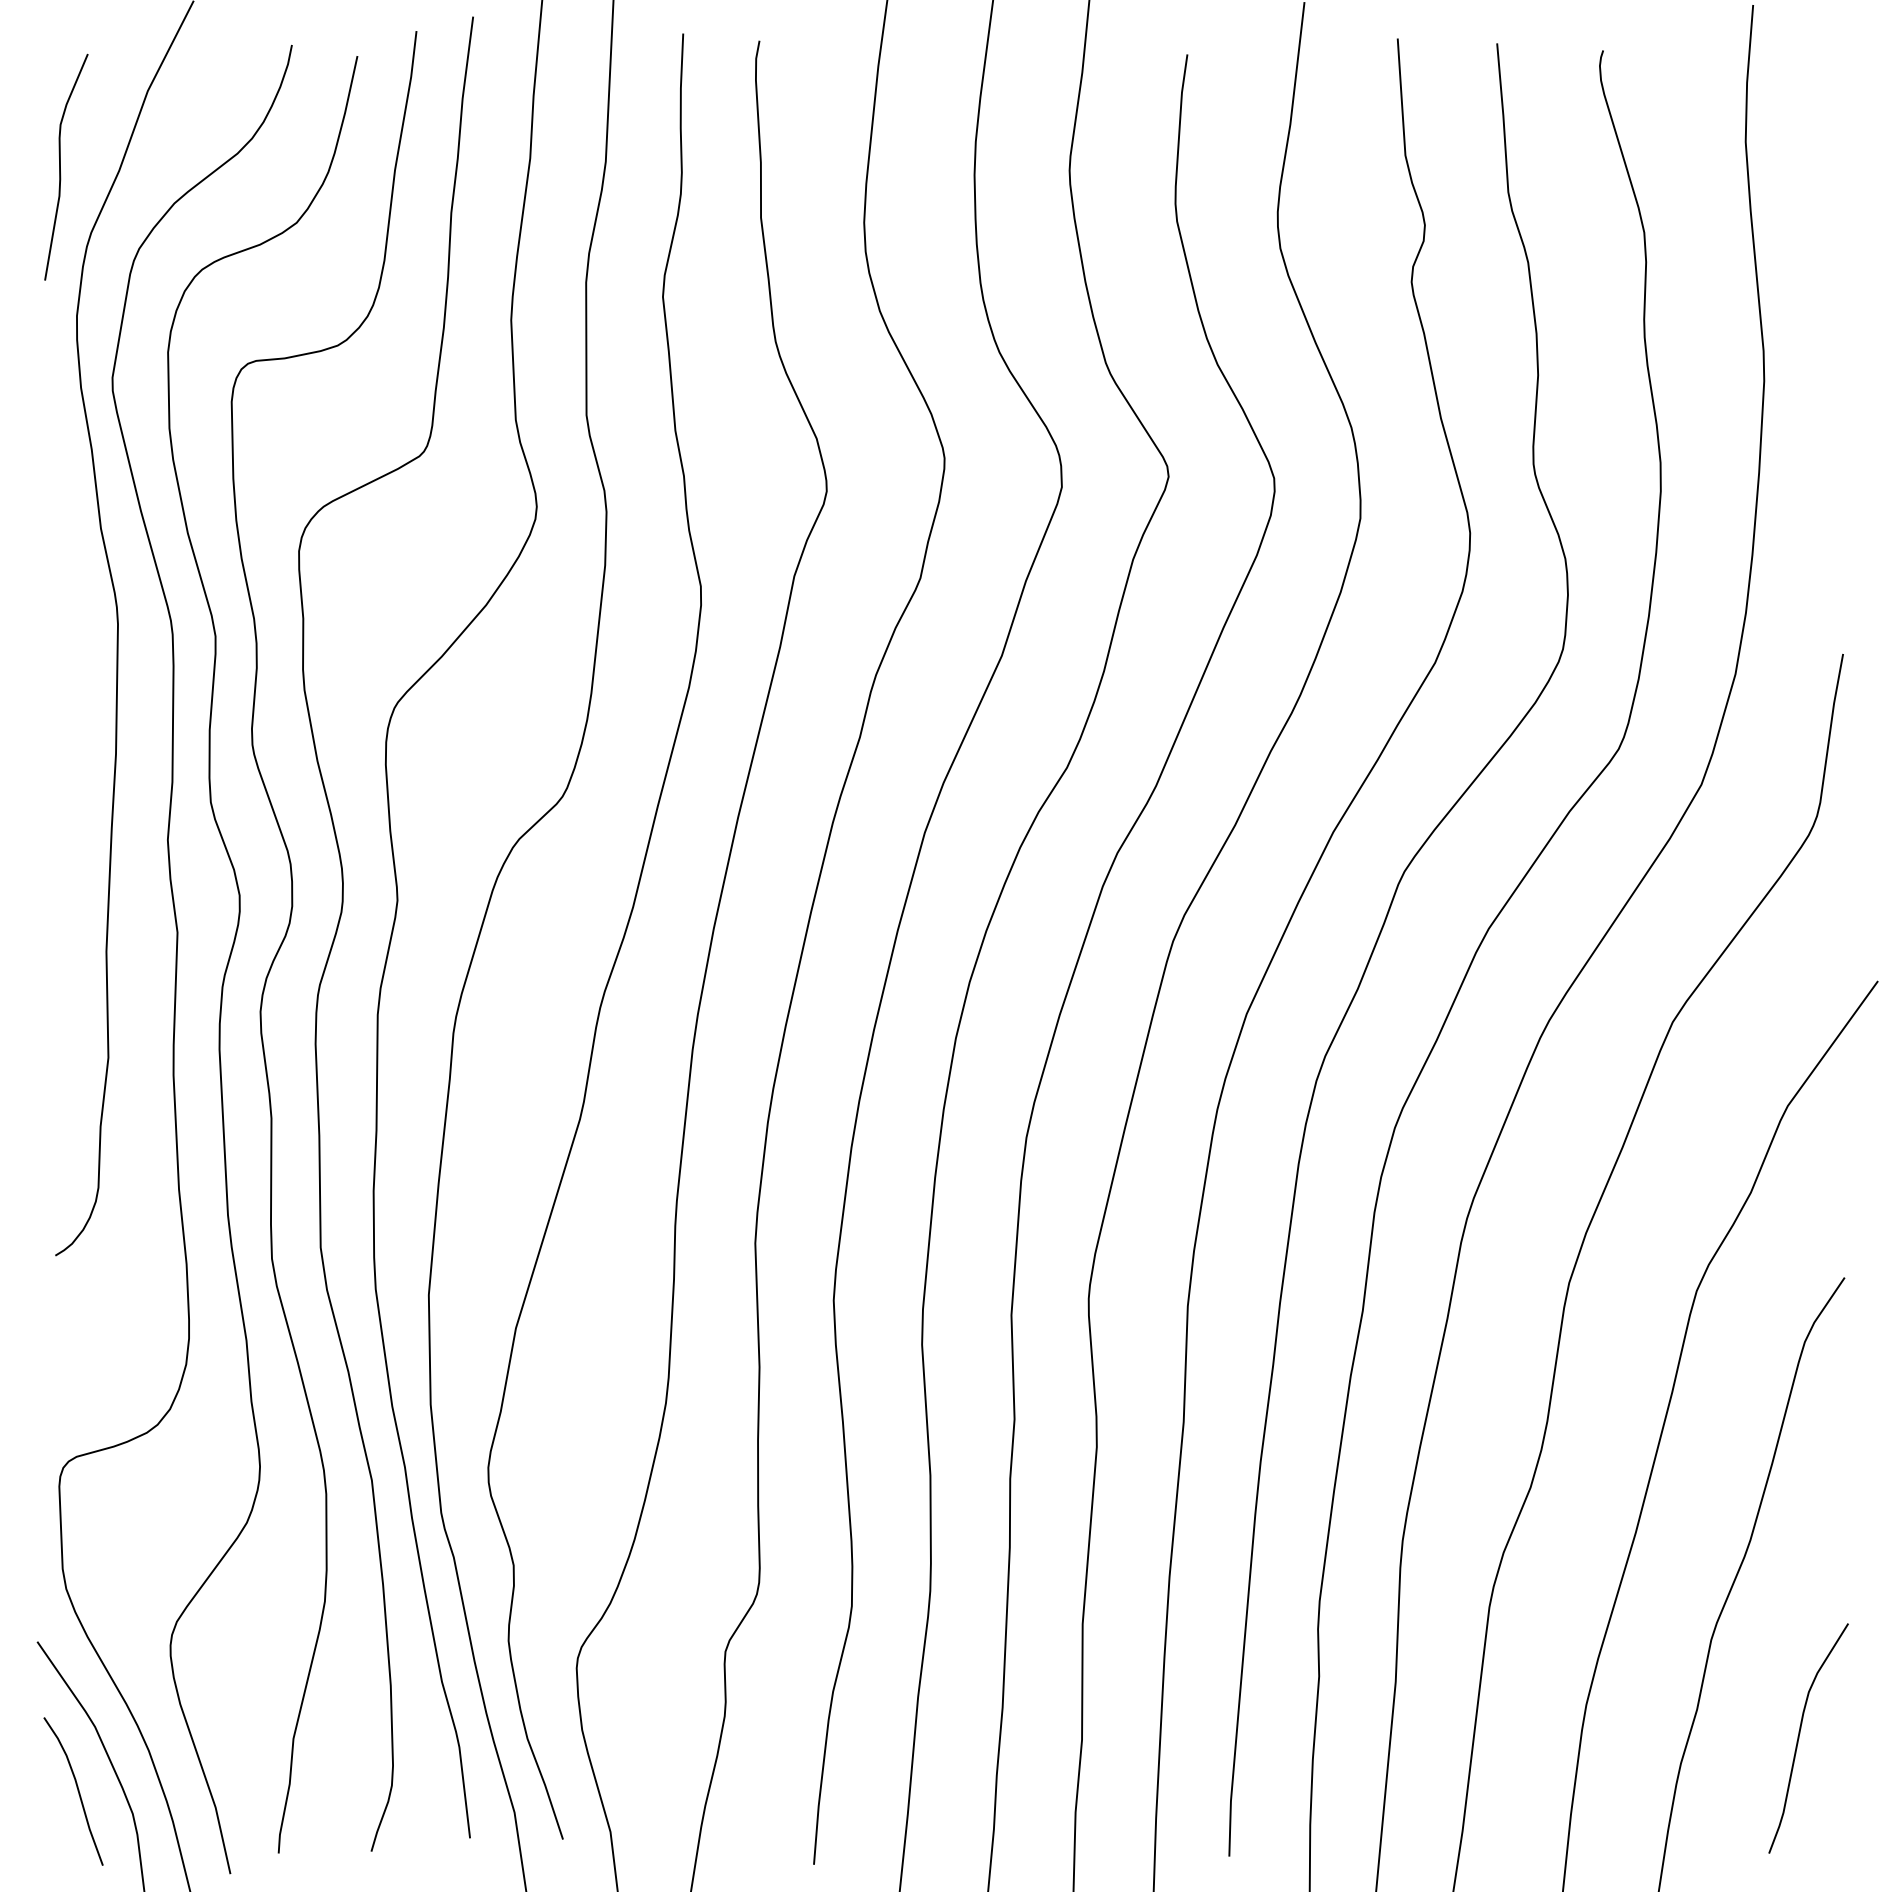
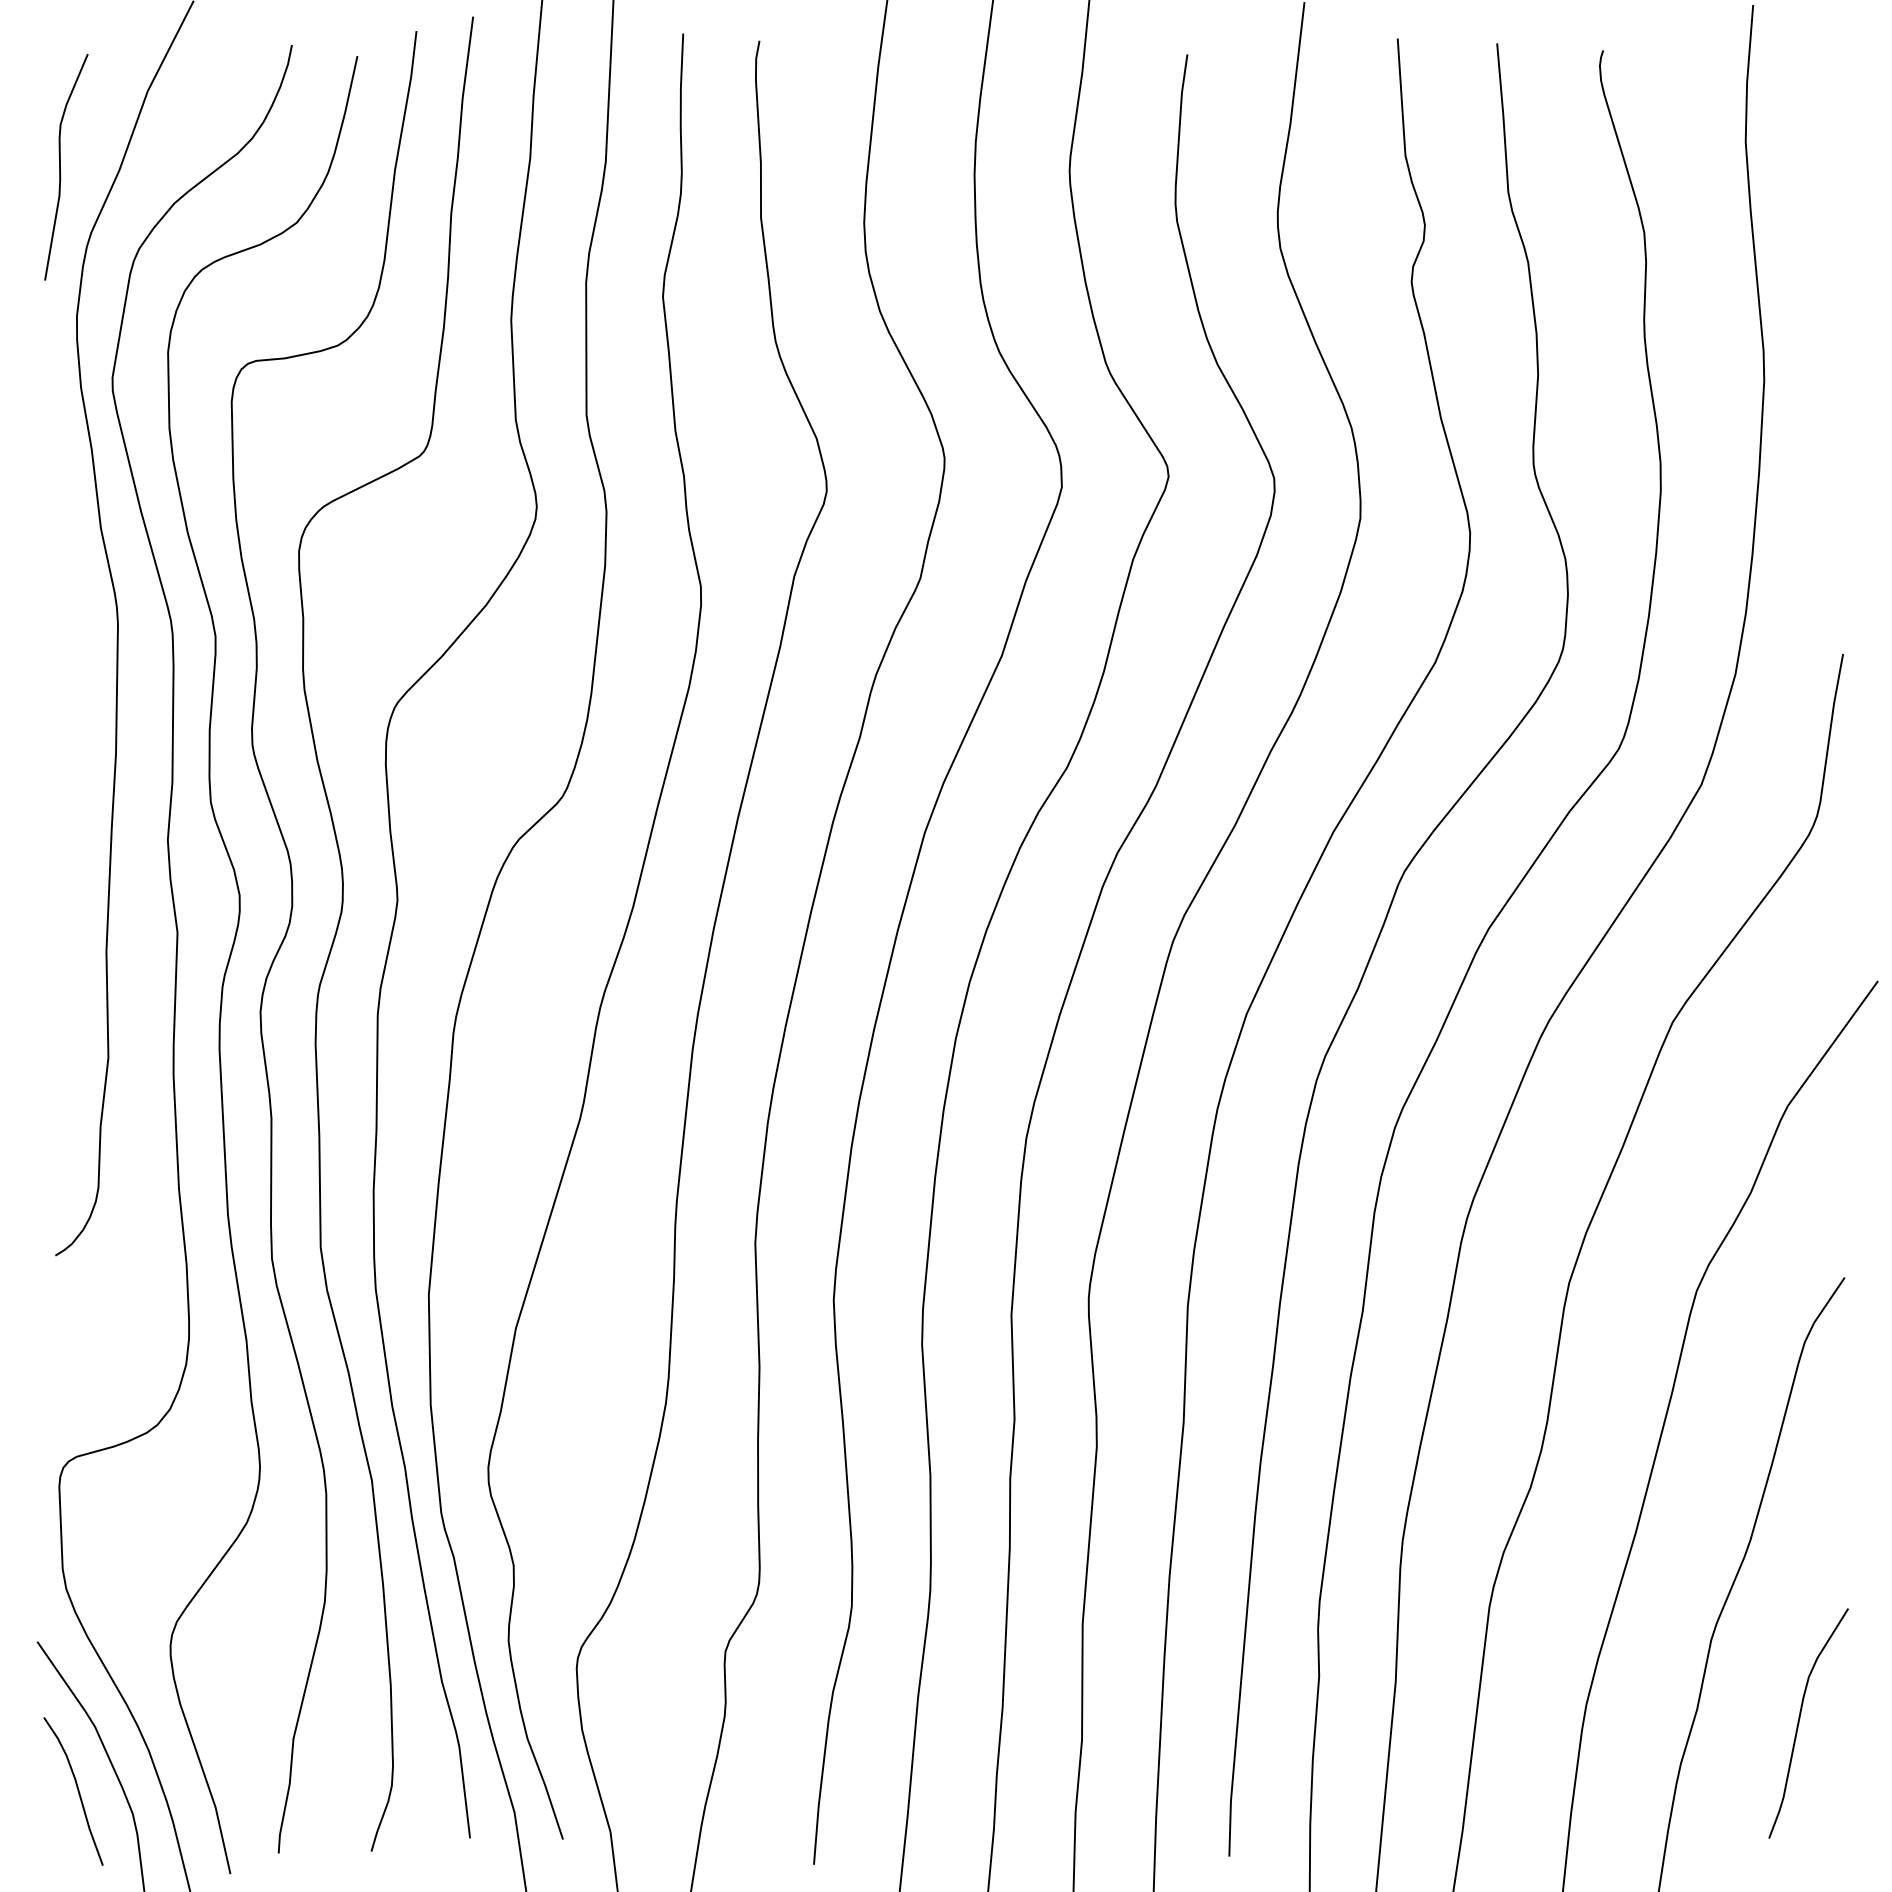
curve position: (1799, 1738) -> (1799, 1723) (1799, 1723)
